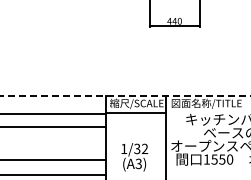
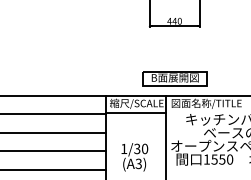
part: none -> present (174, 78)
line: dashed -> solid (125, 95)
line position: (54, 126) -> (54, 132) (54, 132)
text: 1/32 -> 1/30 (144, 149)
line position: (54, 160) -> (54, 151) (54, 151)
line position: (54, 174) -> (54, 169) (54, 169)
